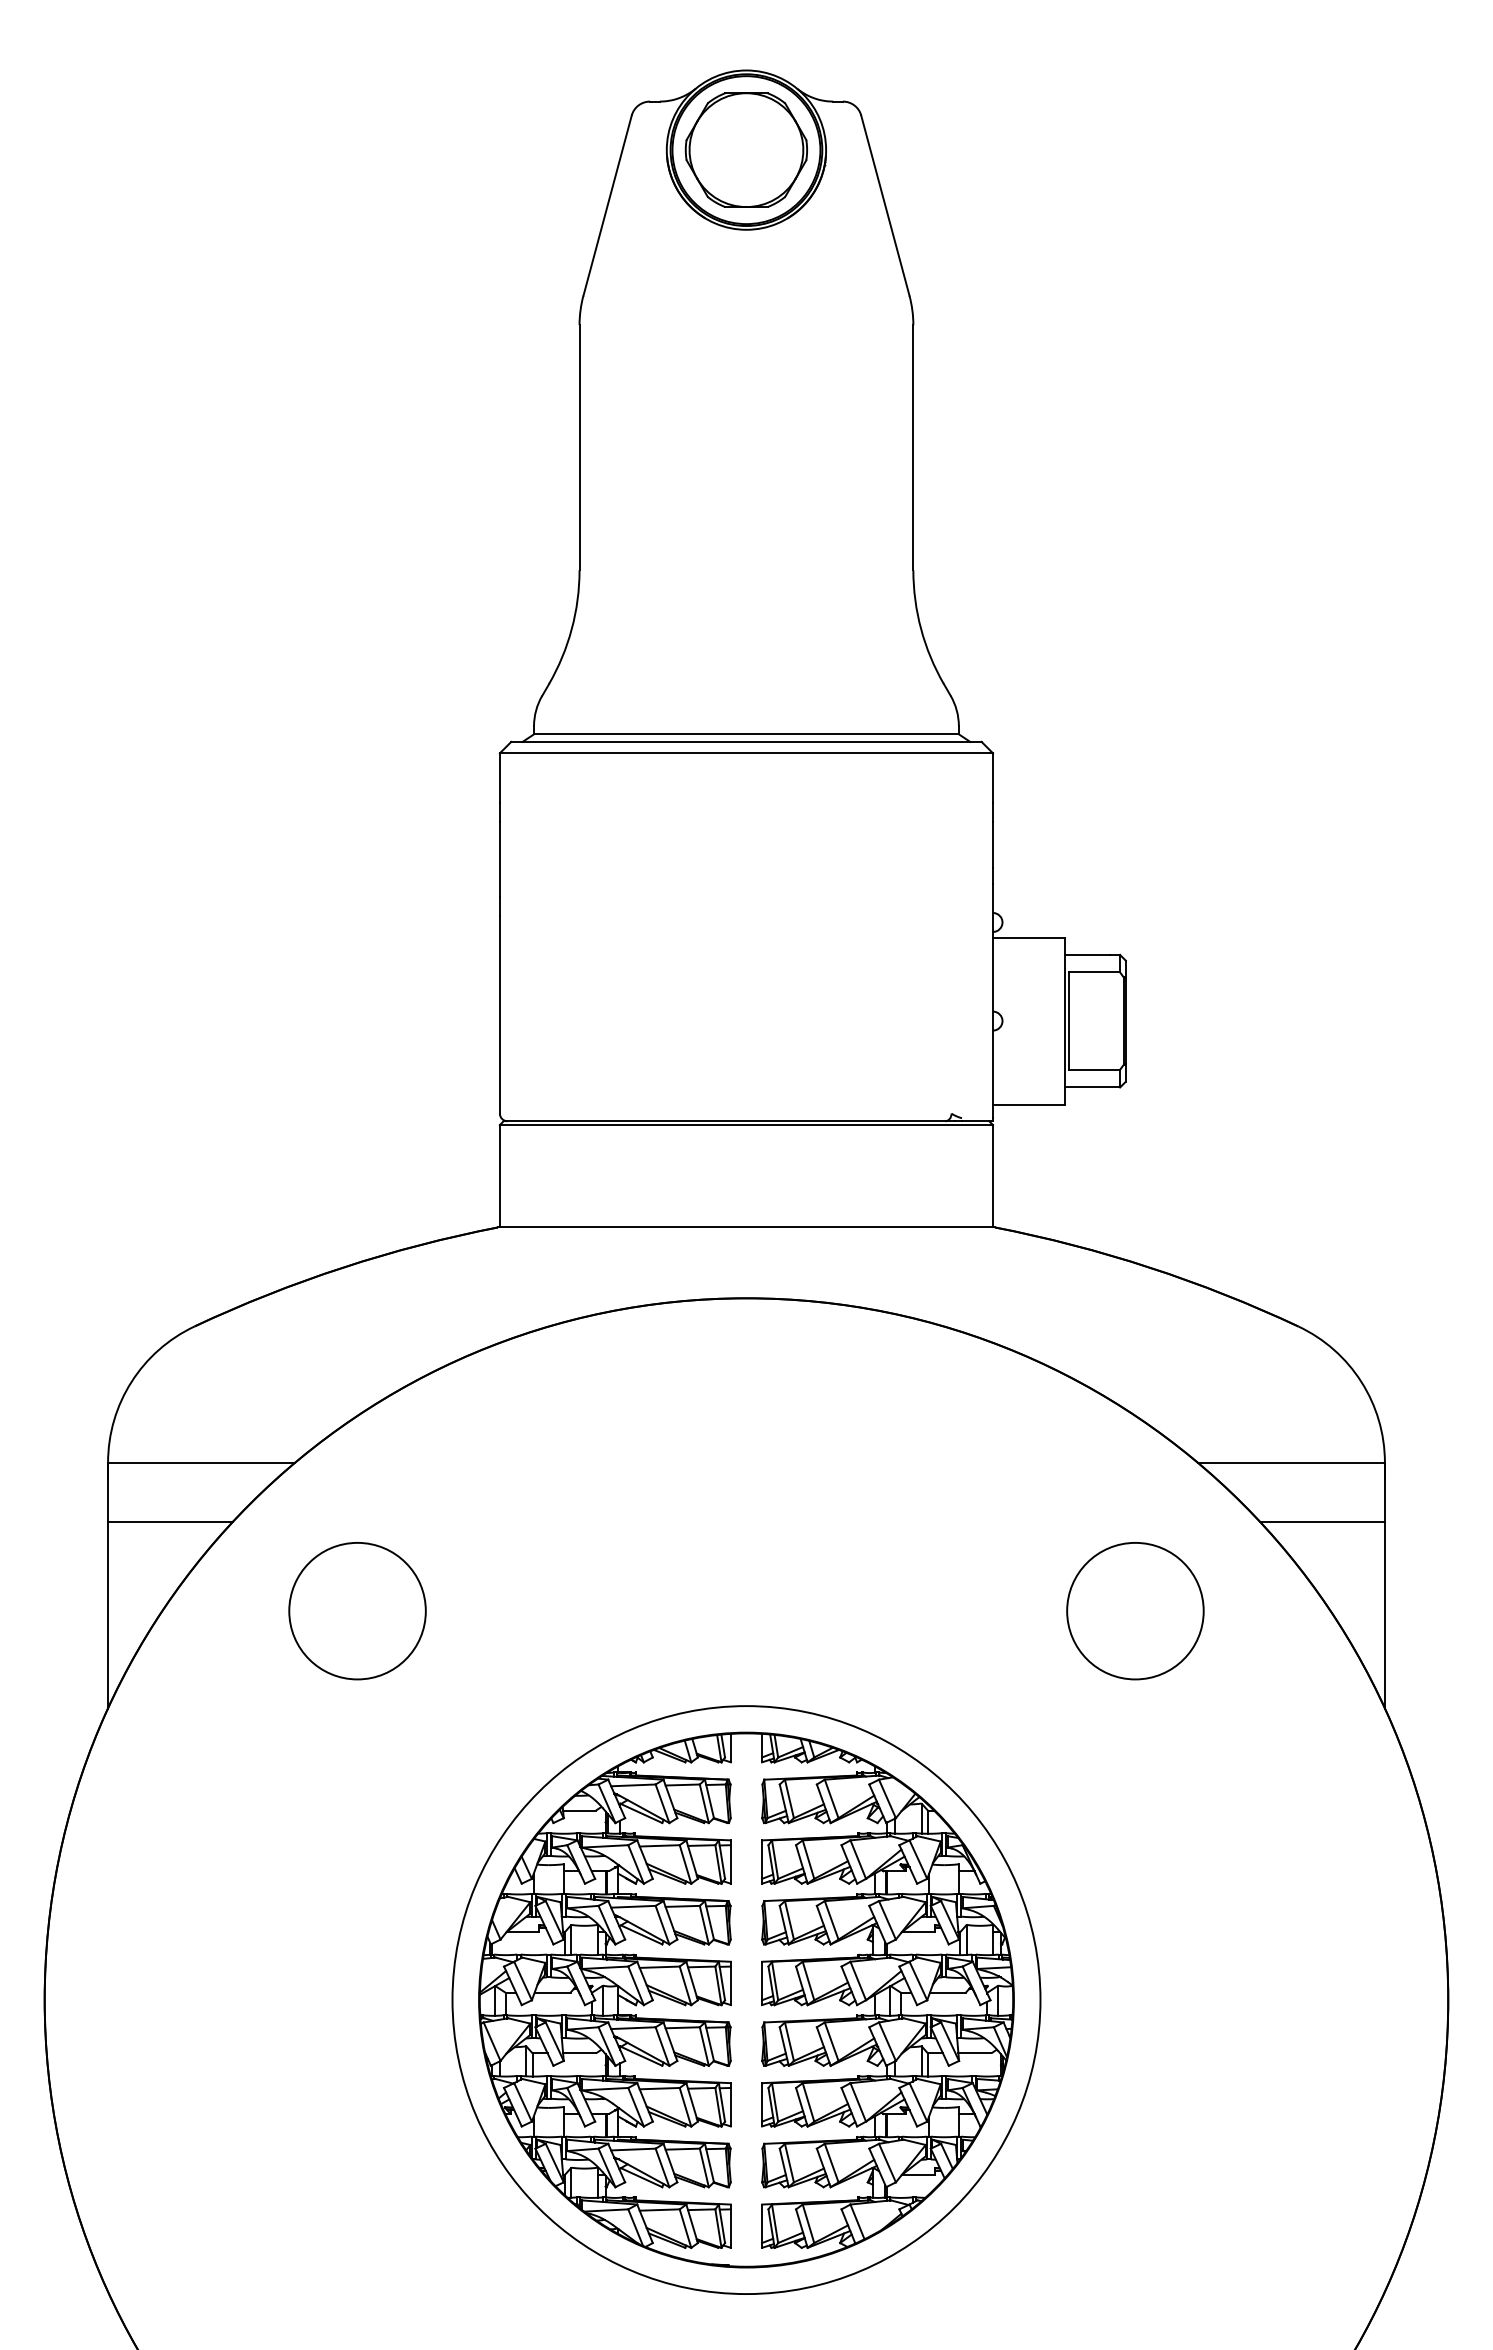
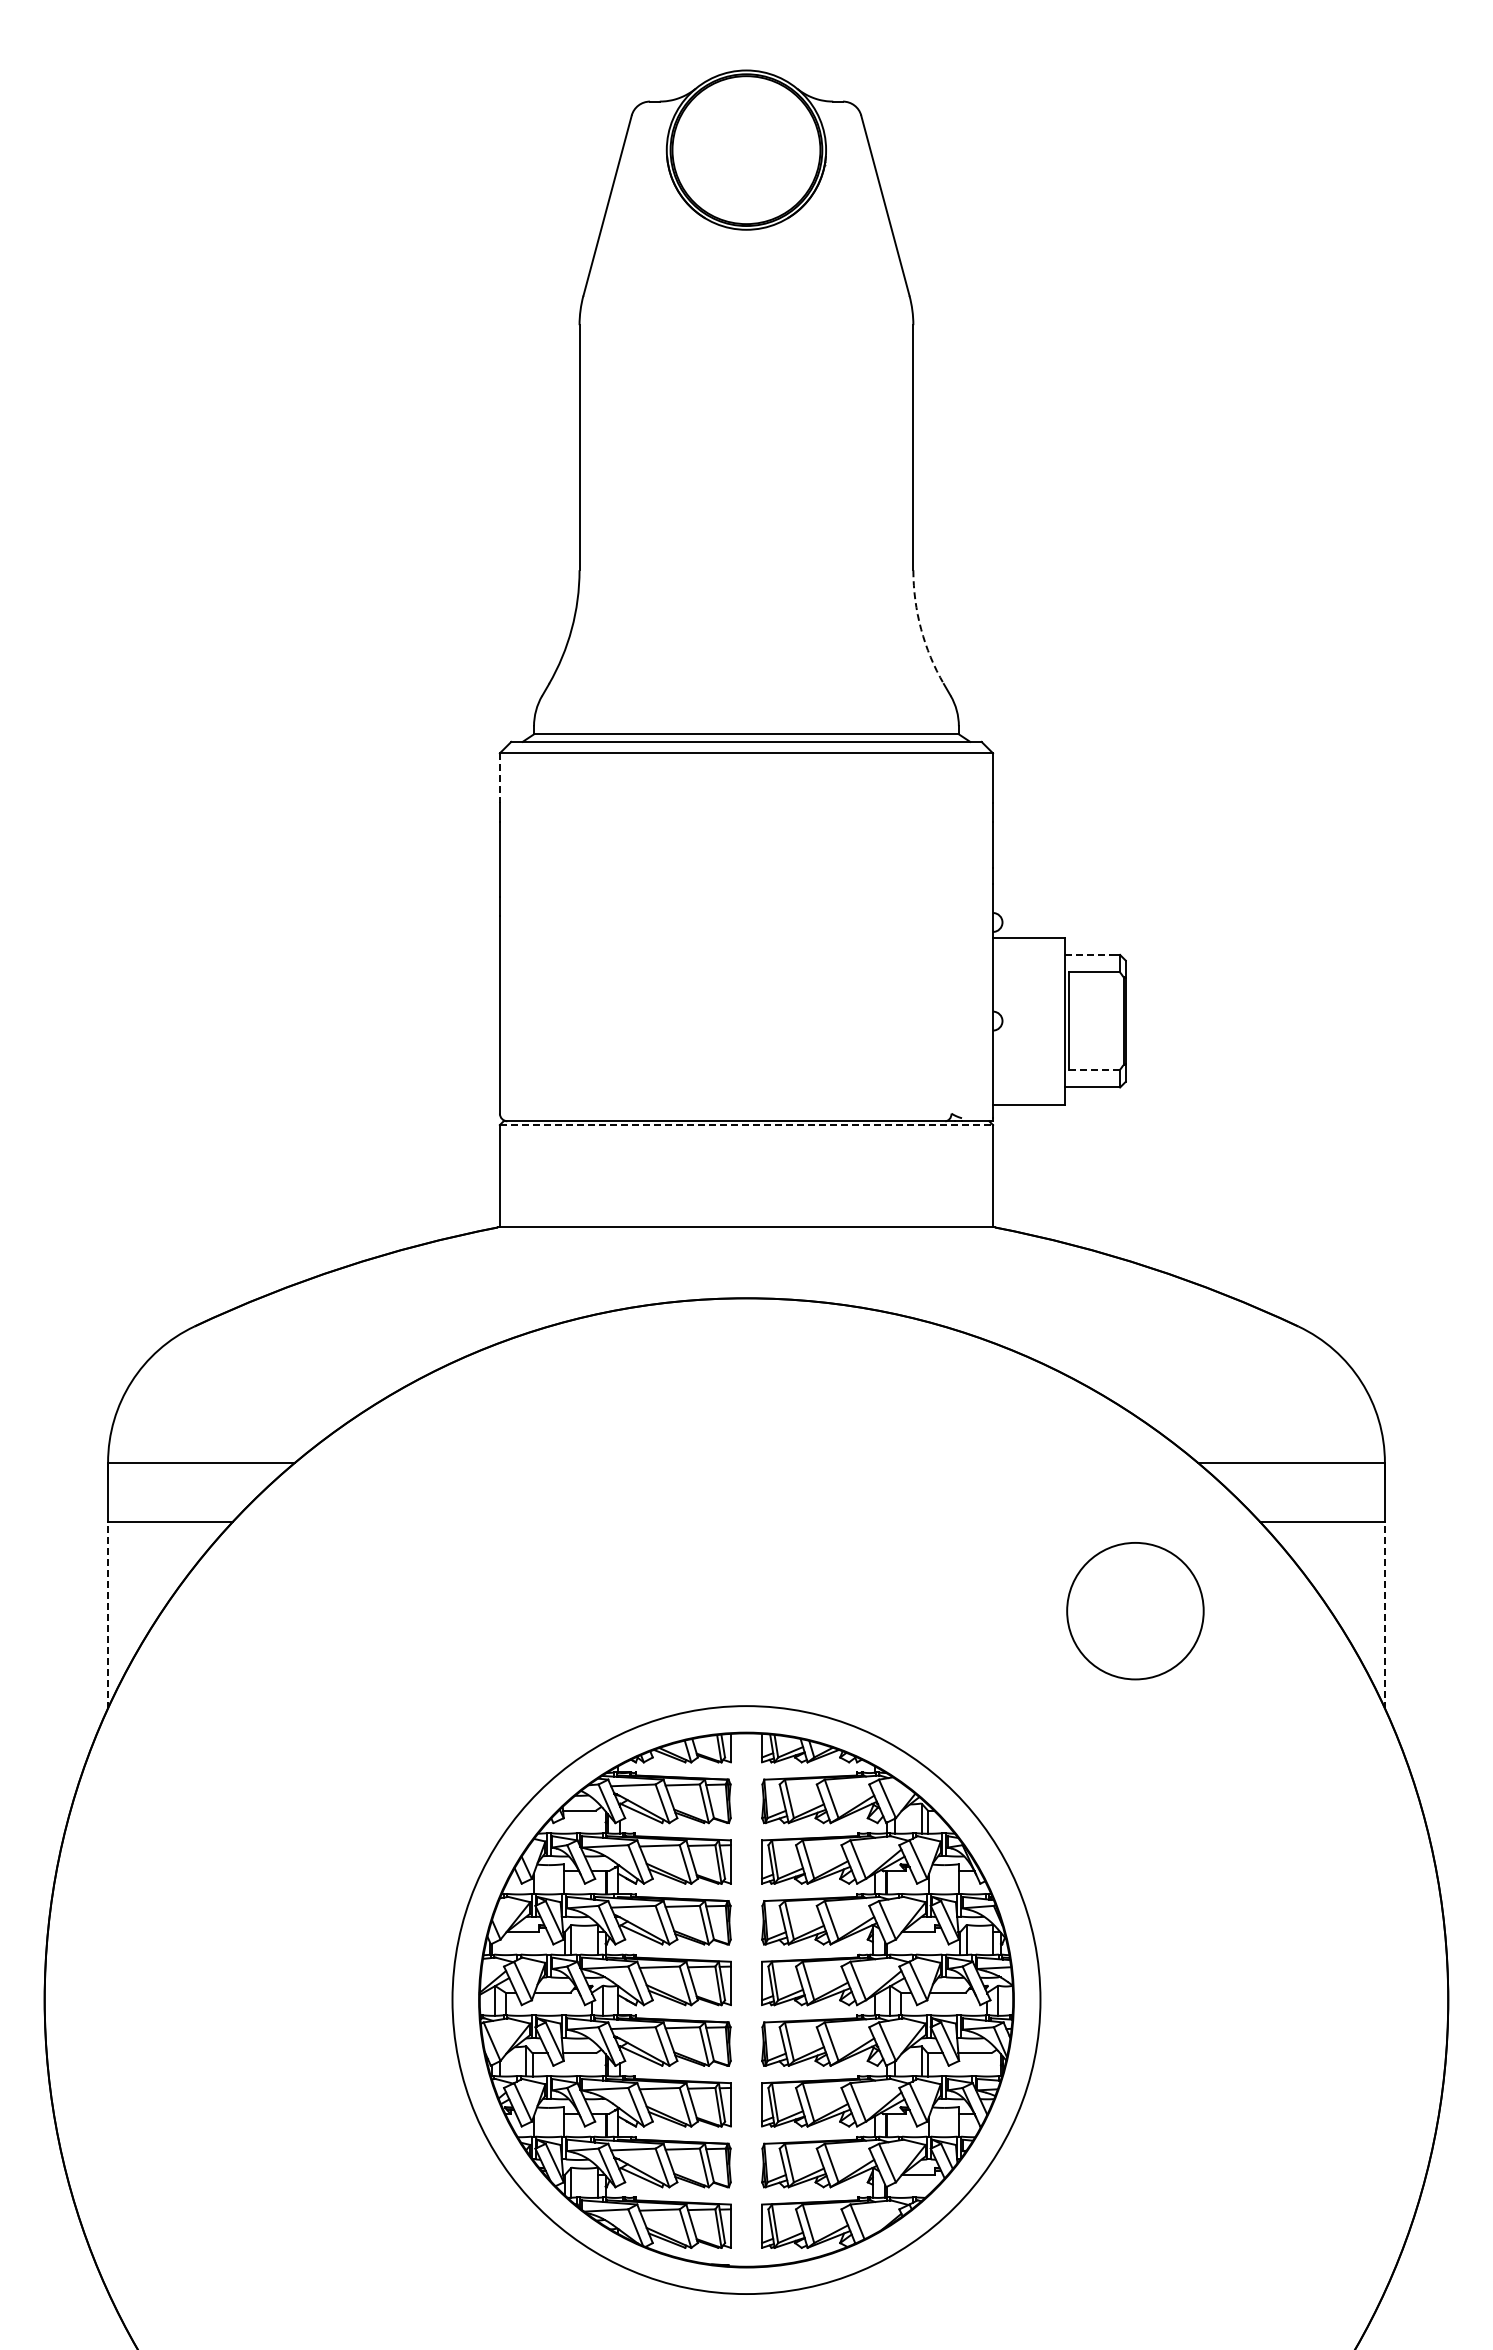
part: present -> none (745, 149)
arc: solid -> dashed (921, 629)
line: solid -> dashed (499, 777)
line: solid -> dashed (1088, 954)
line: solid -> dashed (1094, 1069)
line: solid -> dashed (746, 1125)
circle: present -> none (357, 1611)
line: solid -> dashed (108, 1614)
line: solid -> dashed (1384, 1614)
